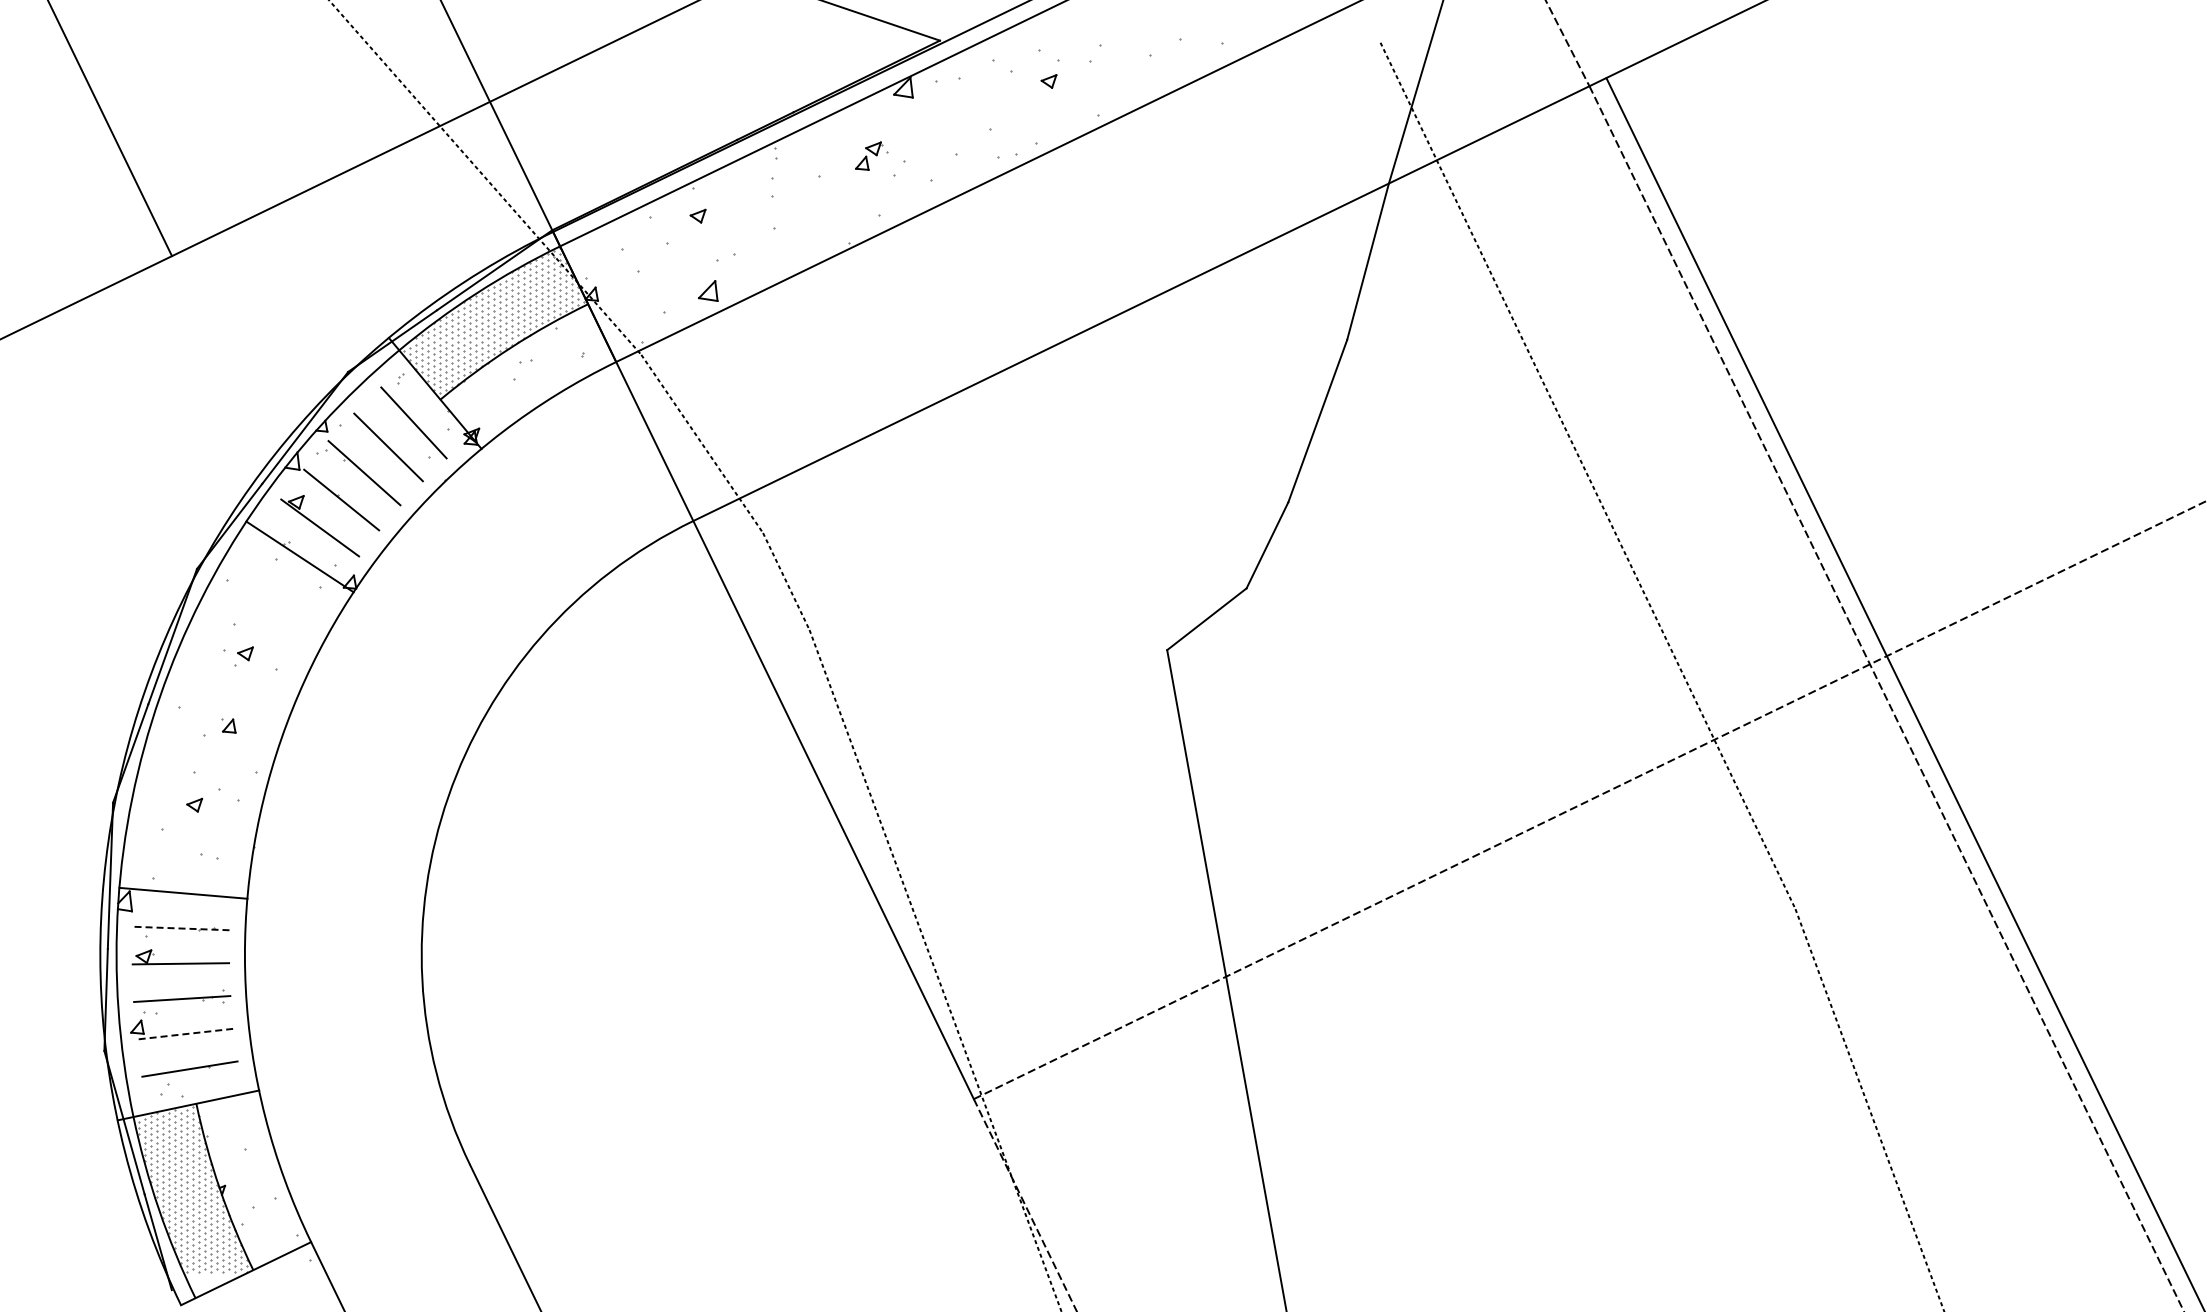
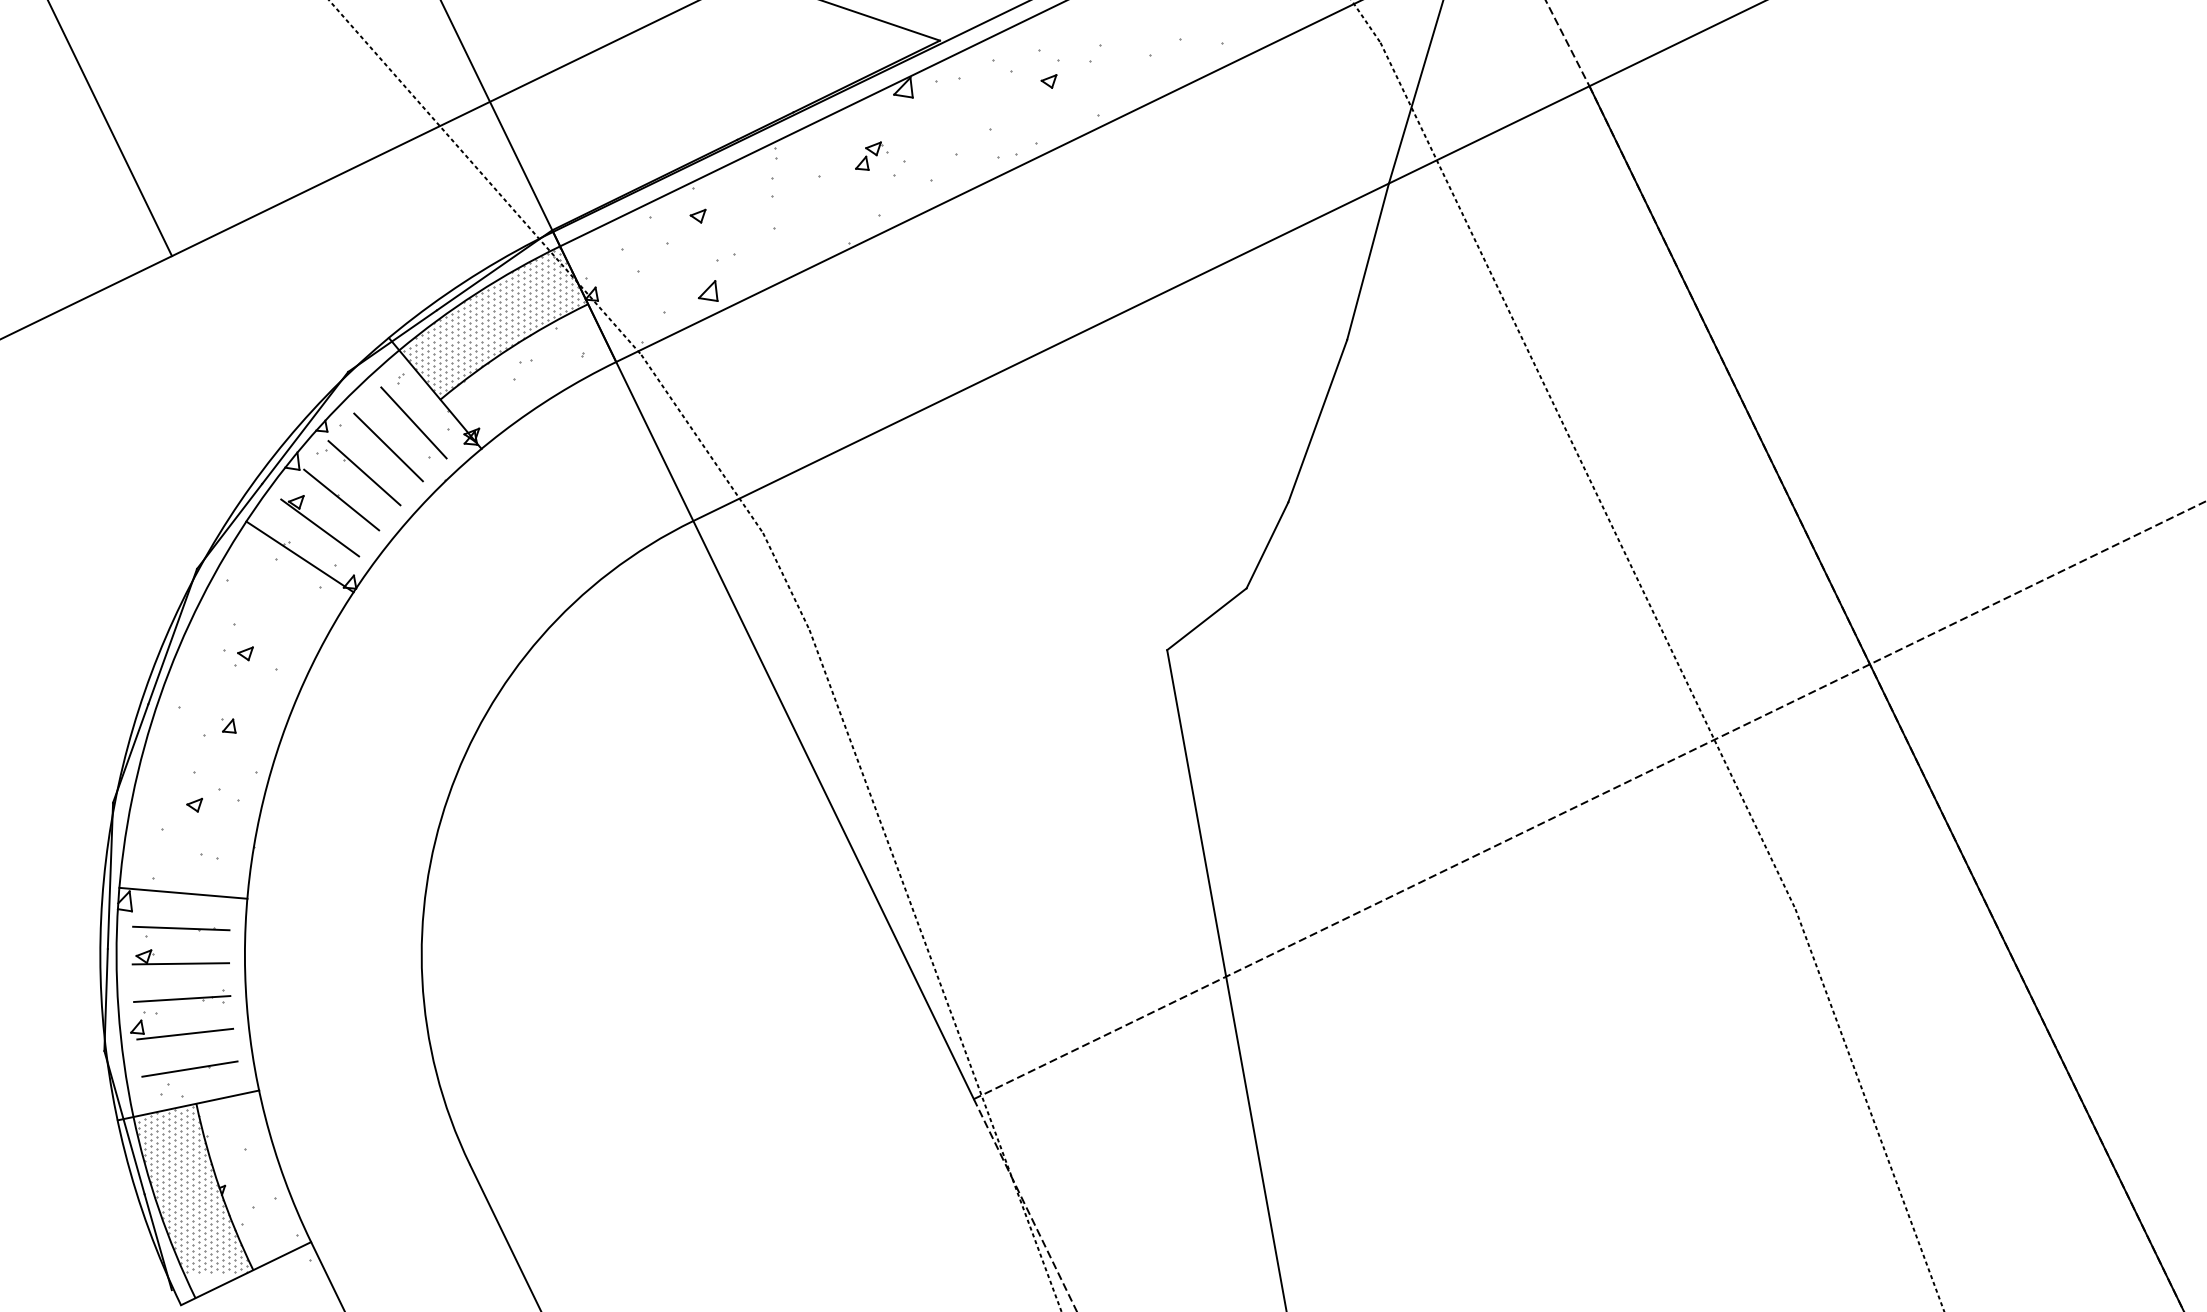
line: none -> present (1366, 22)
line position: (1904, 693) -> (1885, 697) (1885, 697)
line: dashed -> solid (180, 928)
line: dashed -> solid (184, 1034)
